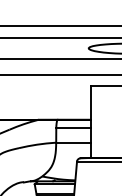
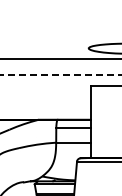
line: present -> none (60, 26)
line: present -> none (60, 37)
line: solid -> dashed (61, 75)
